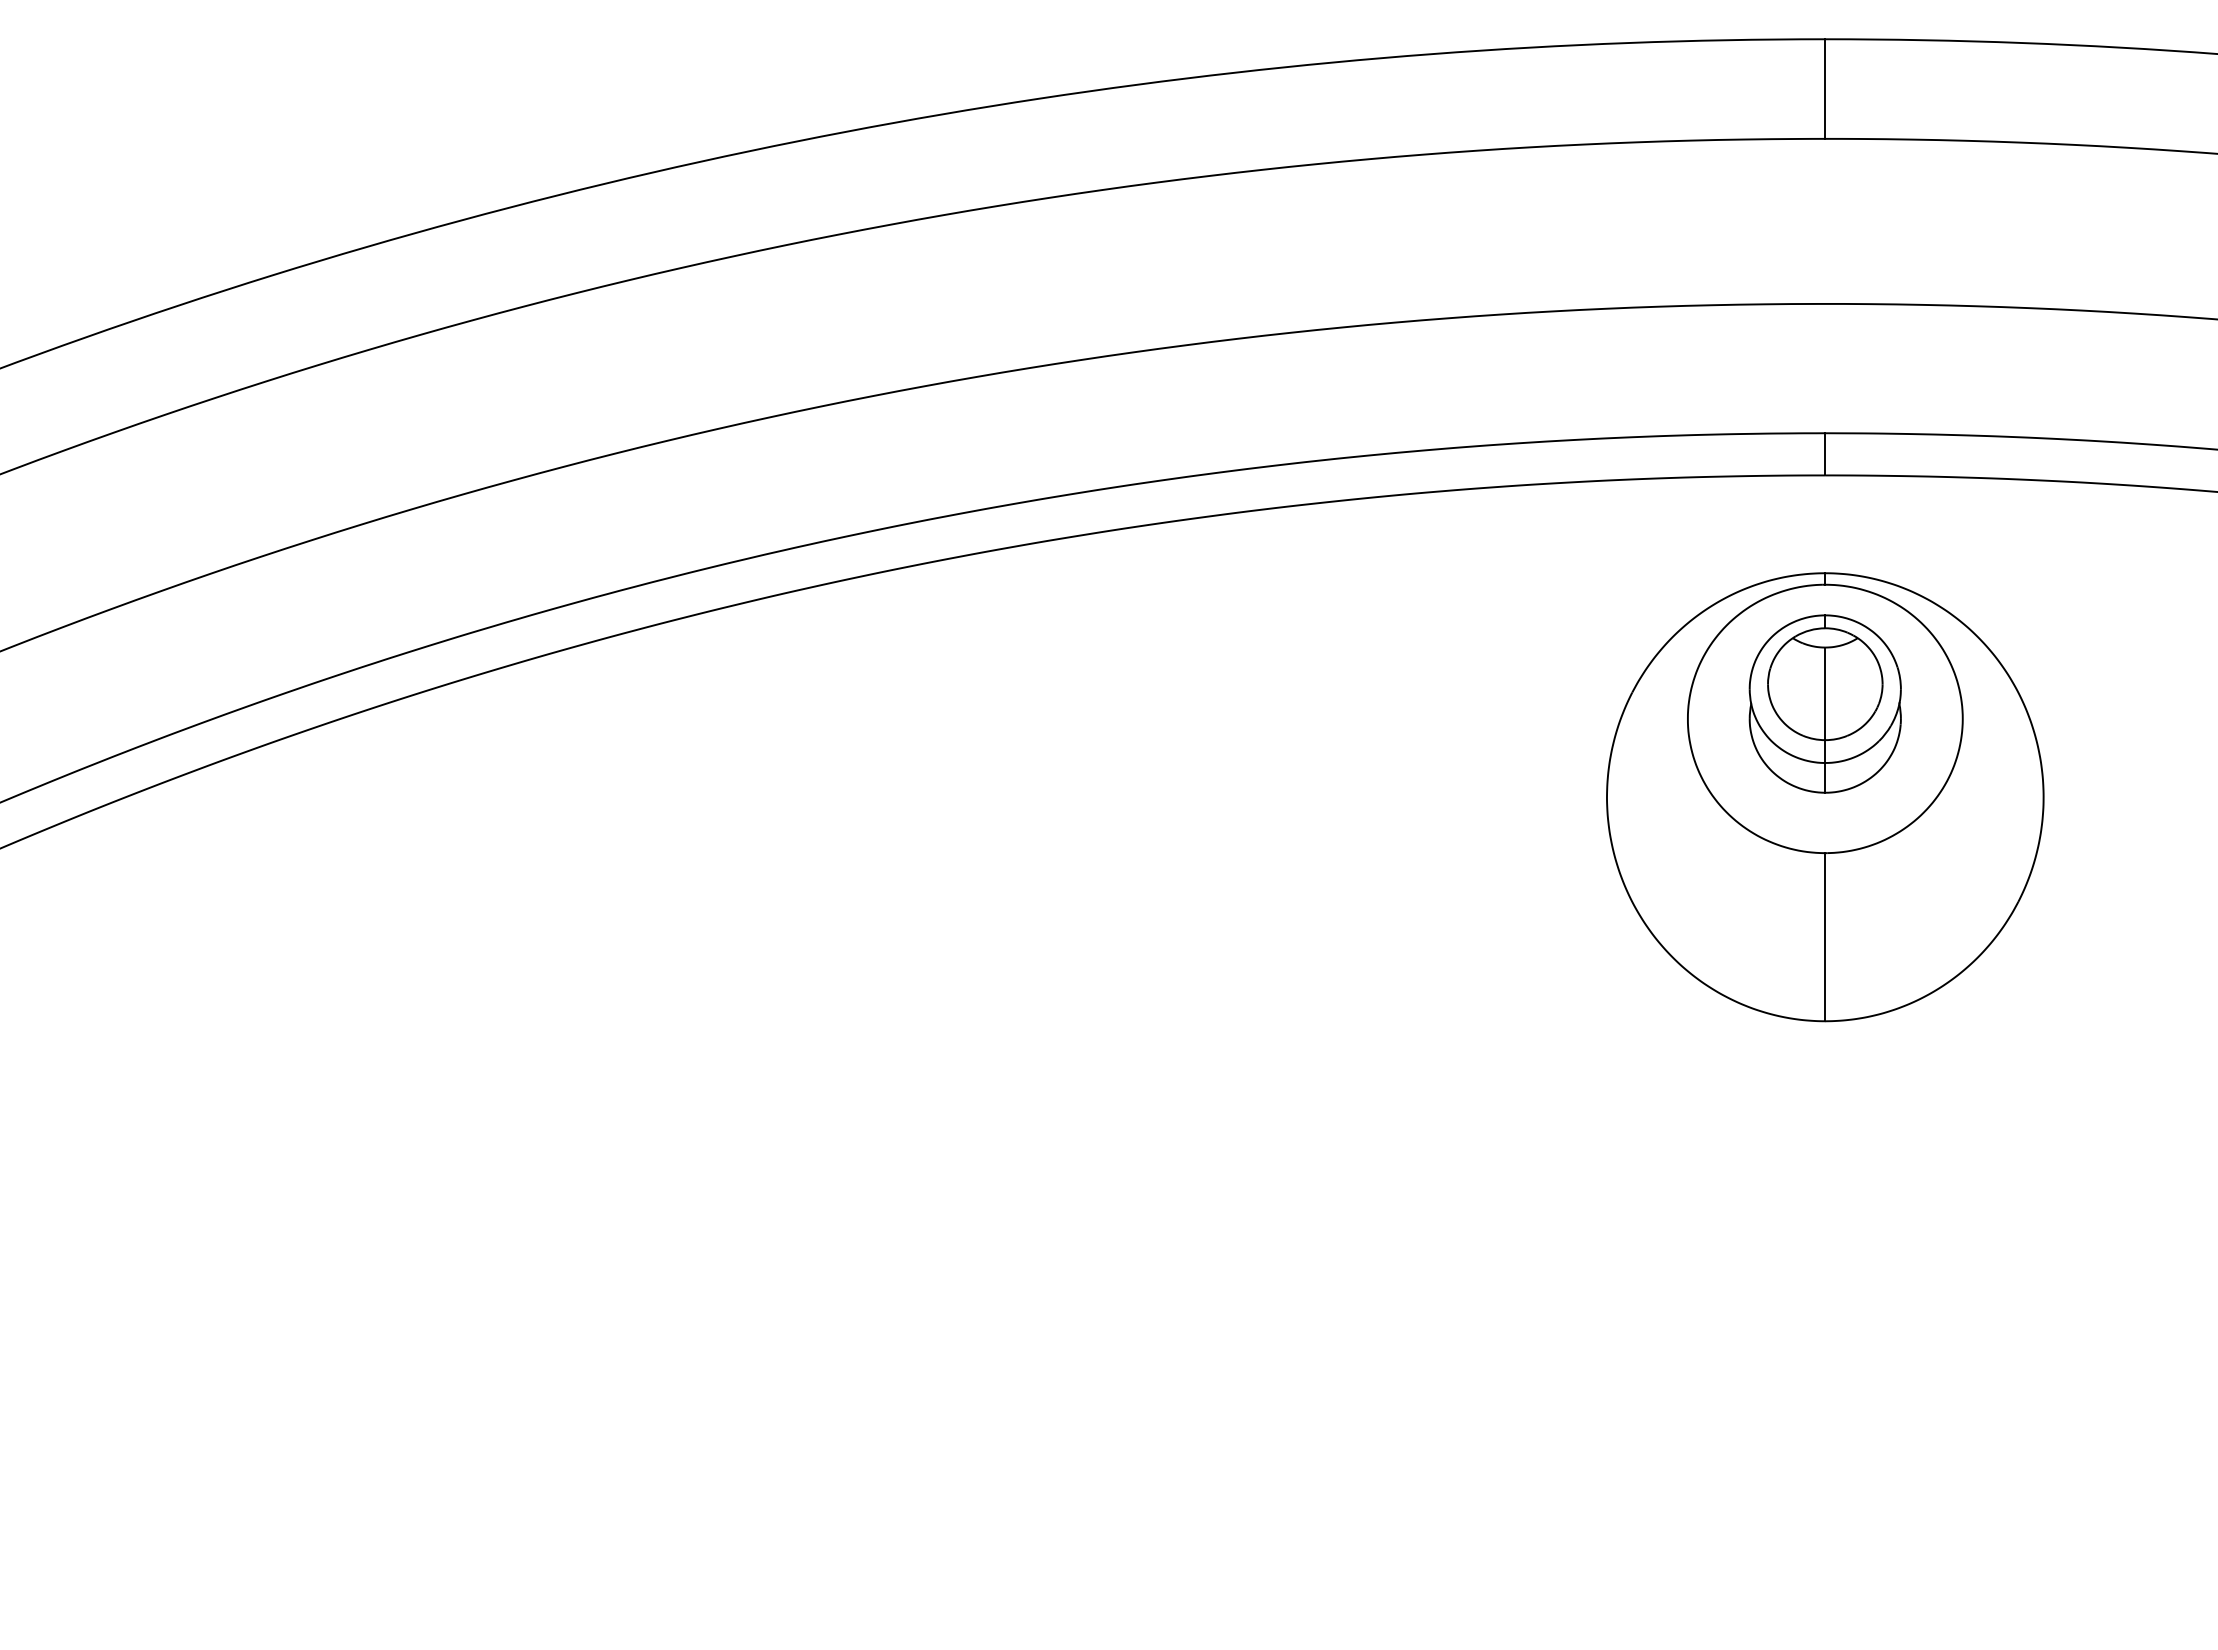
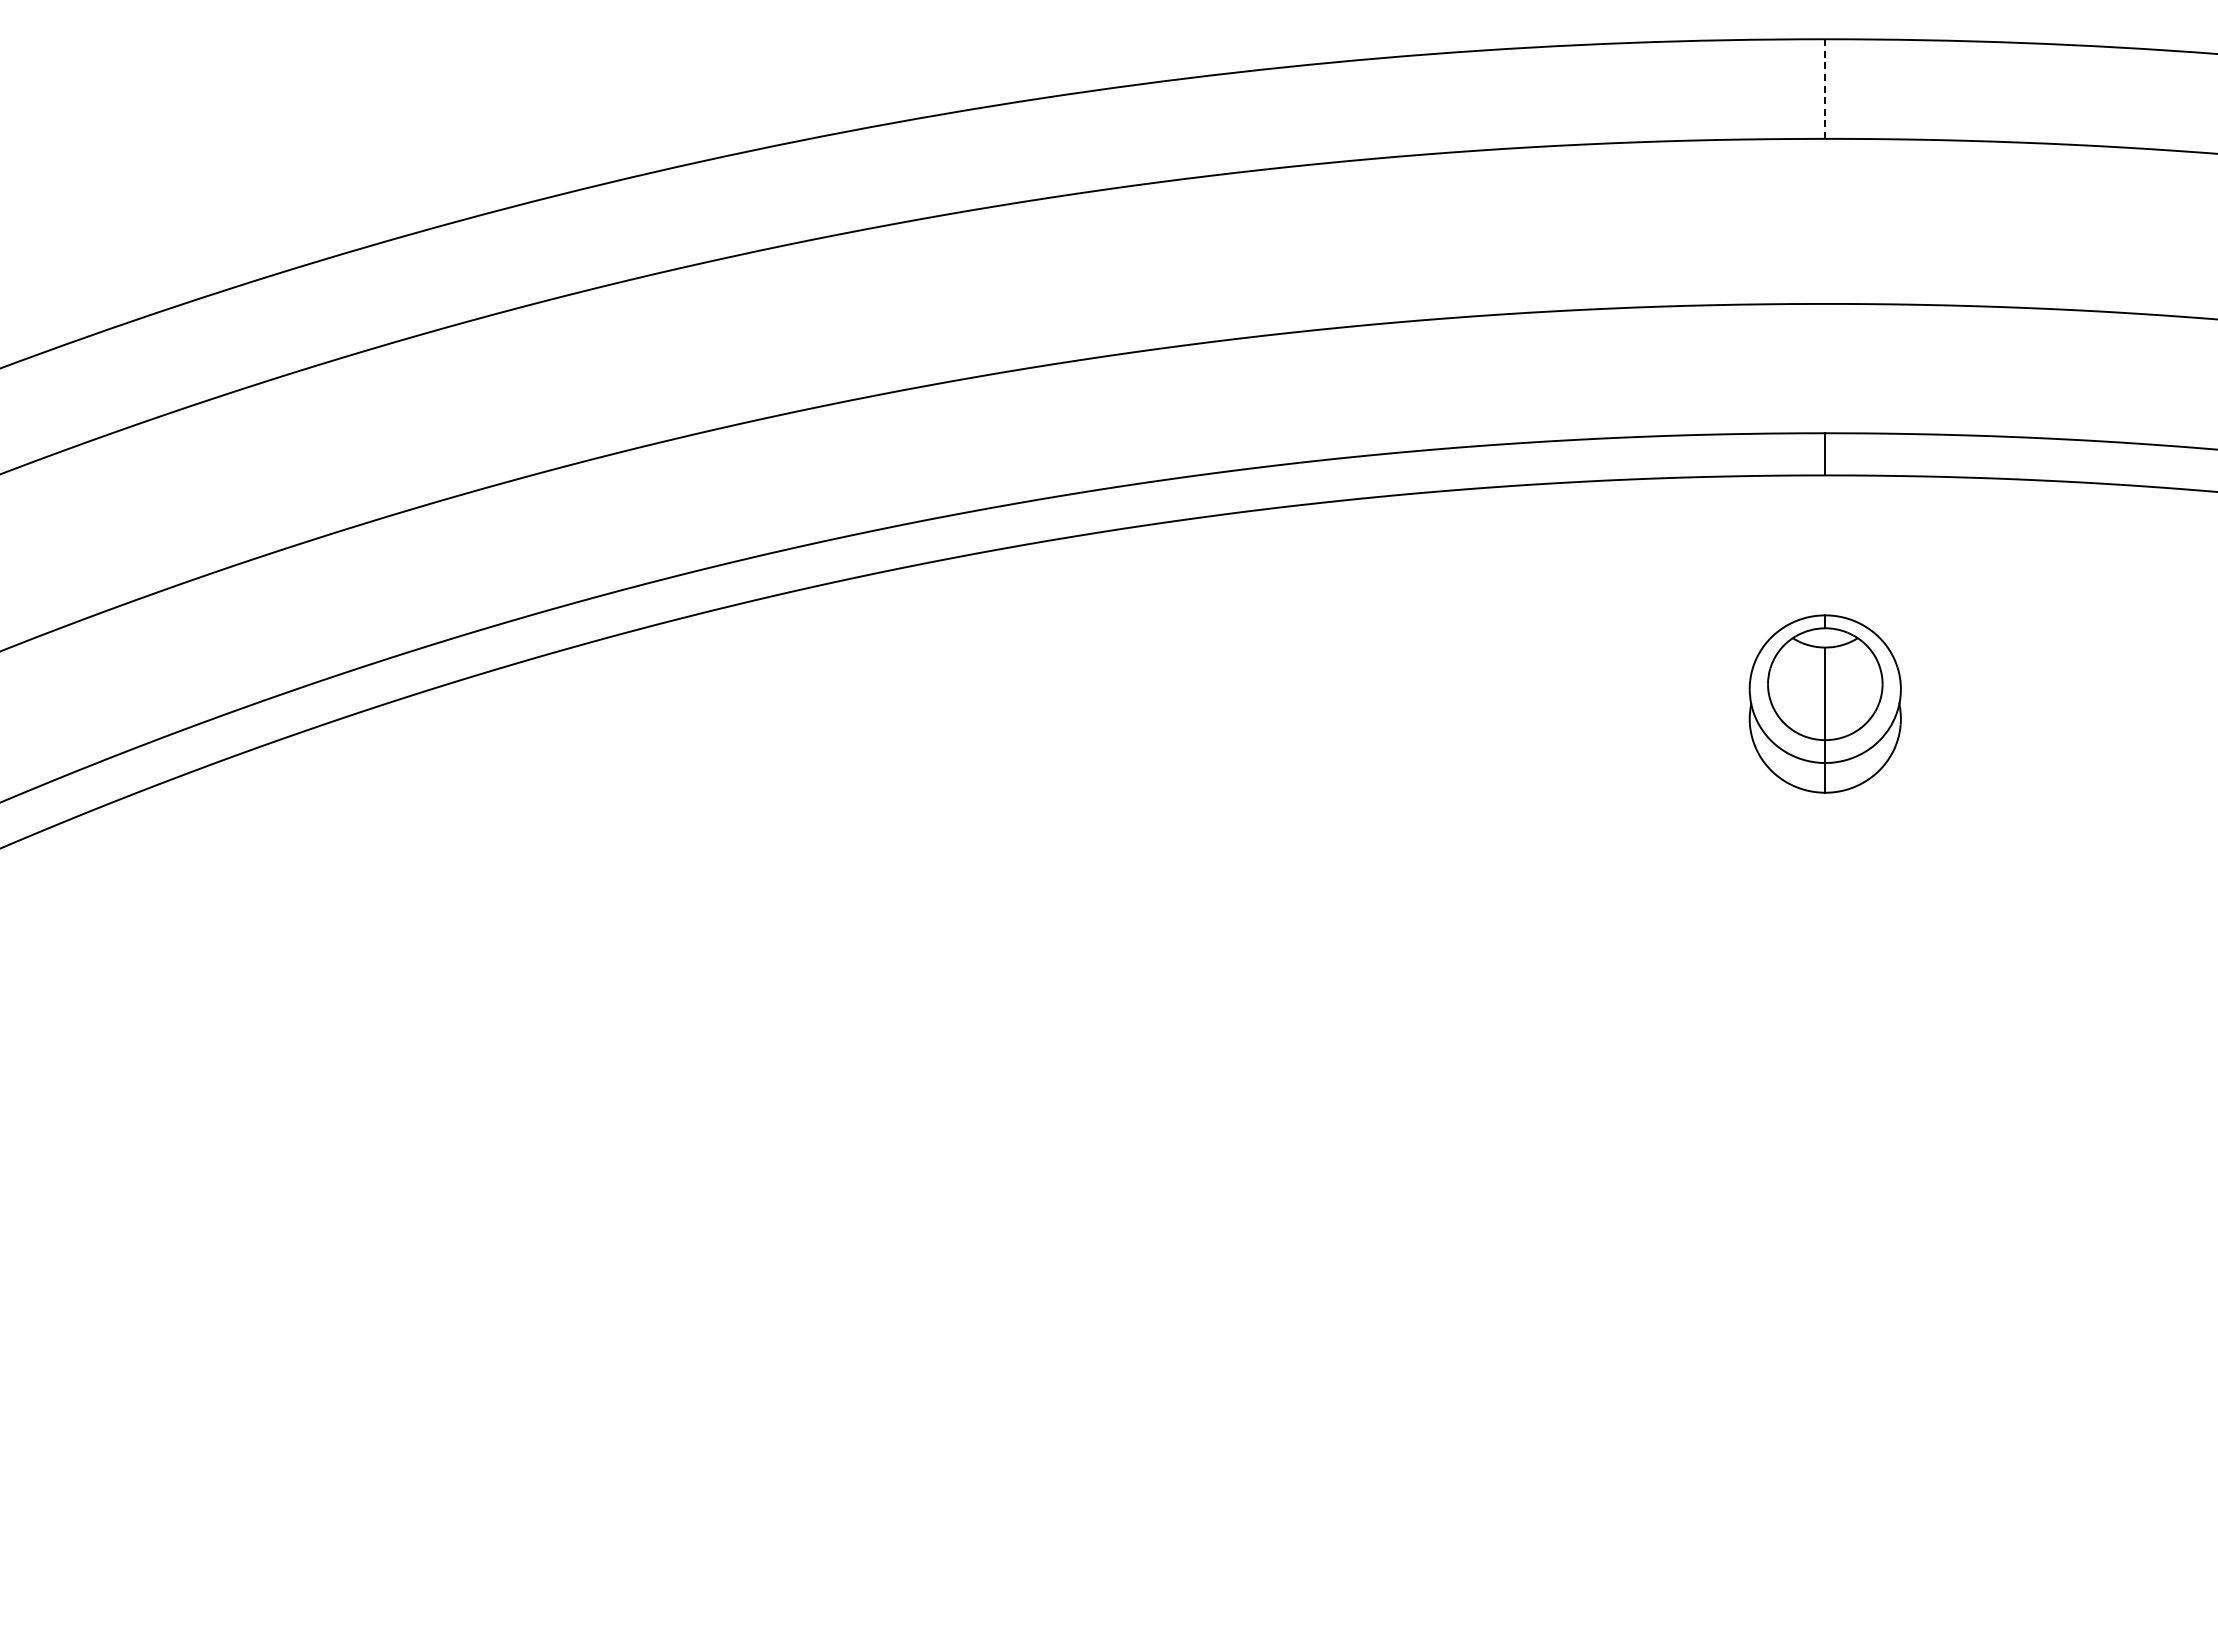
line: solid -> dashed (1825, 89)
part: present -> none (1825, 797)
